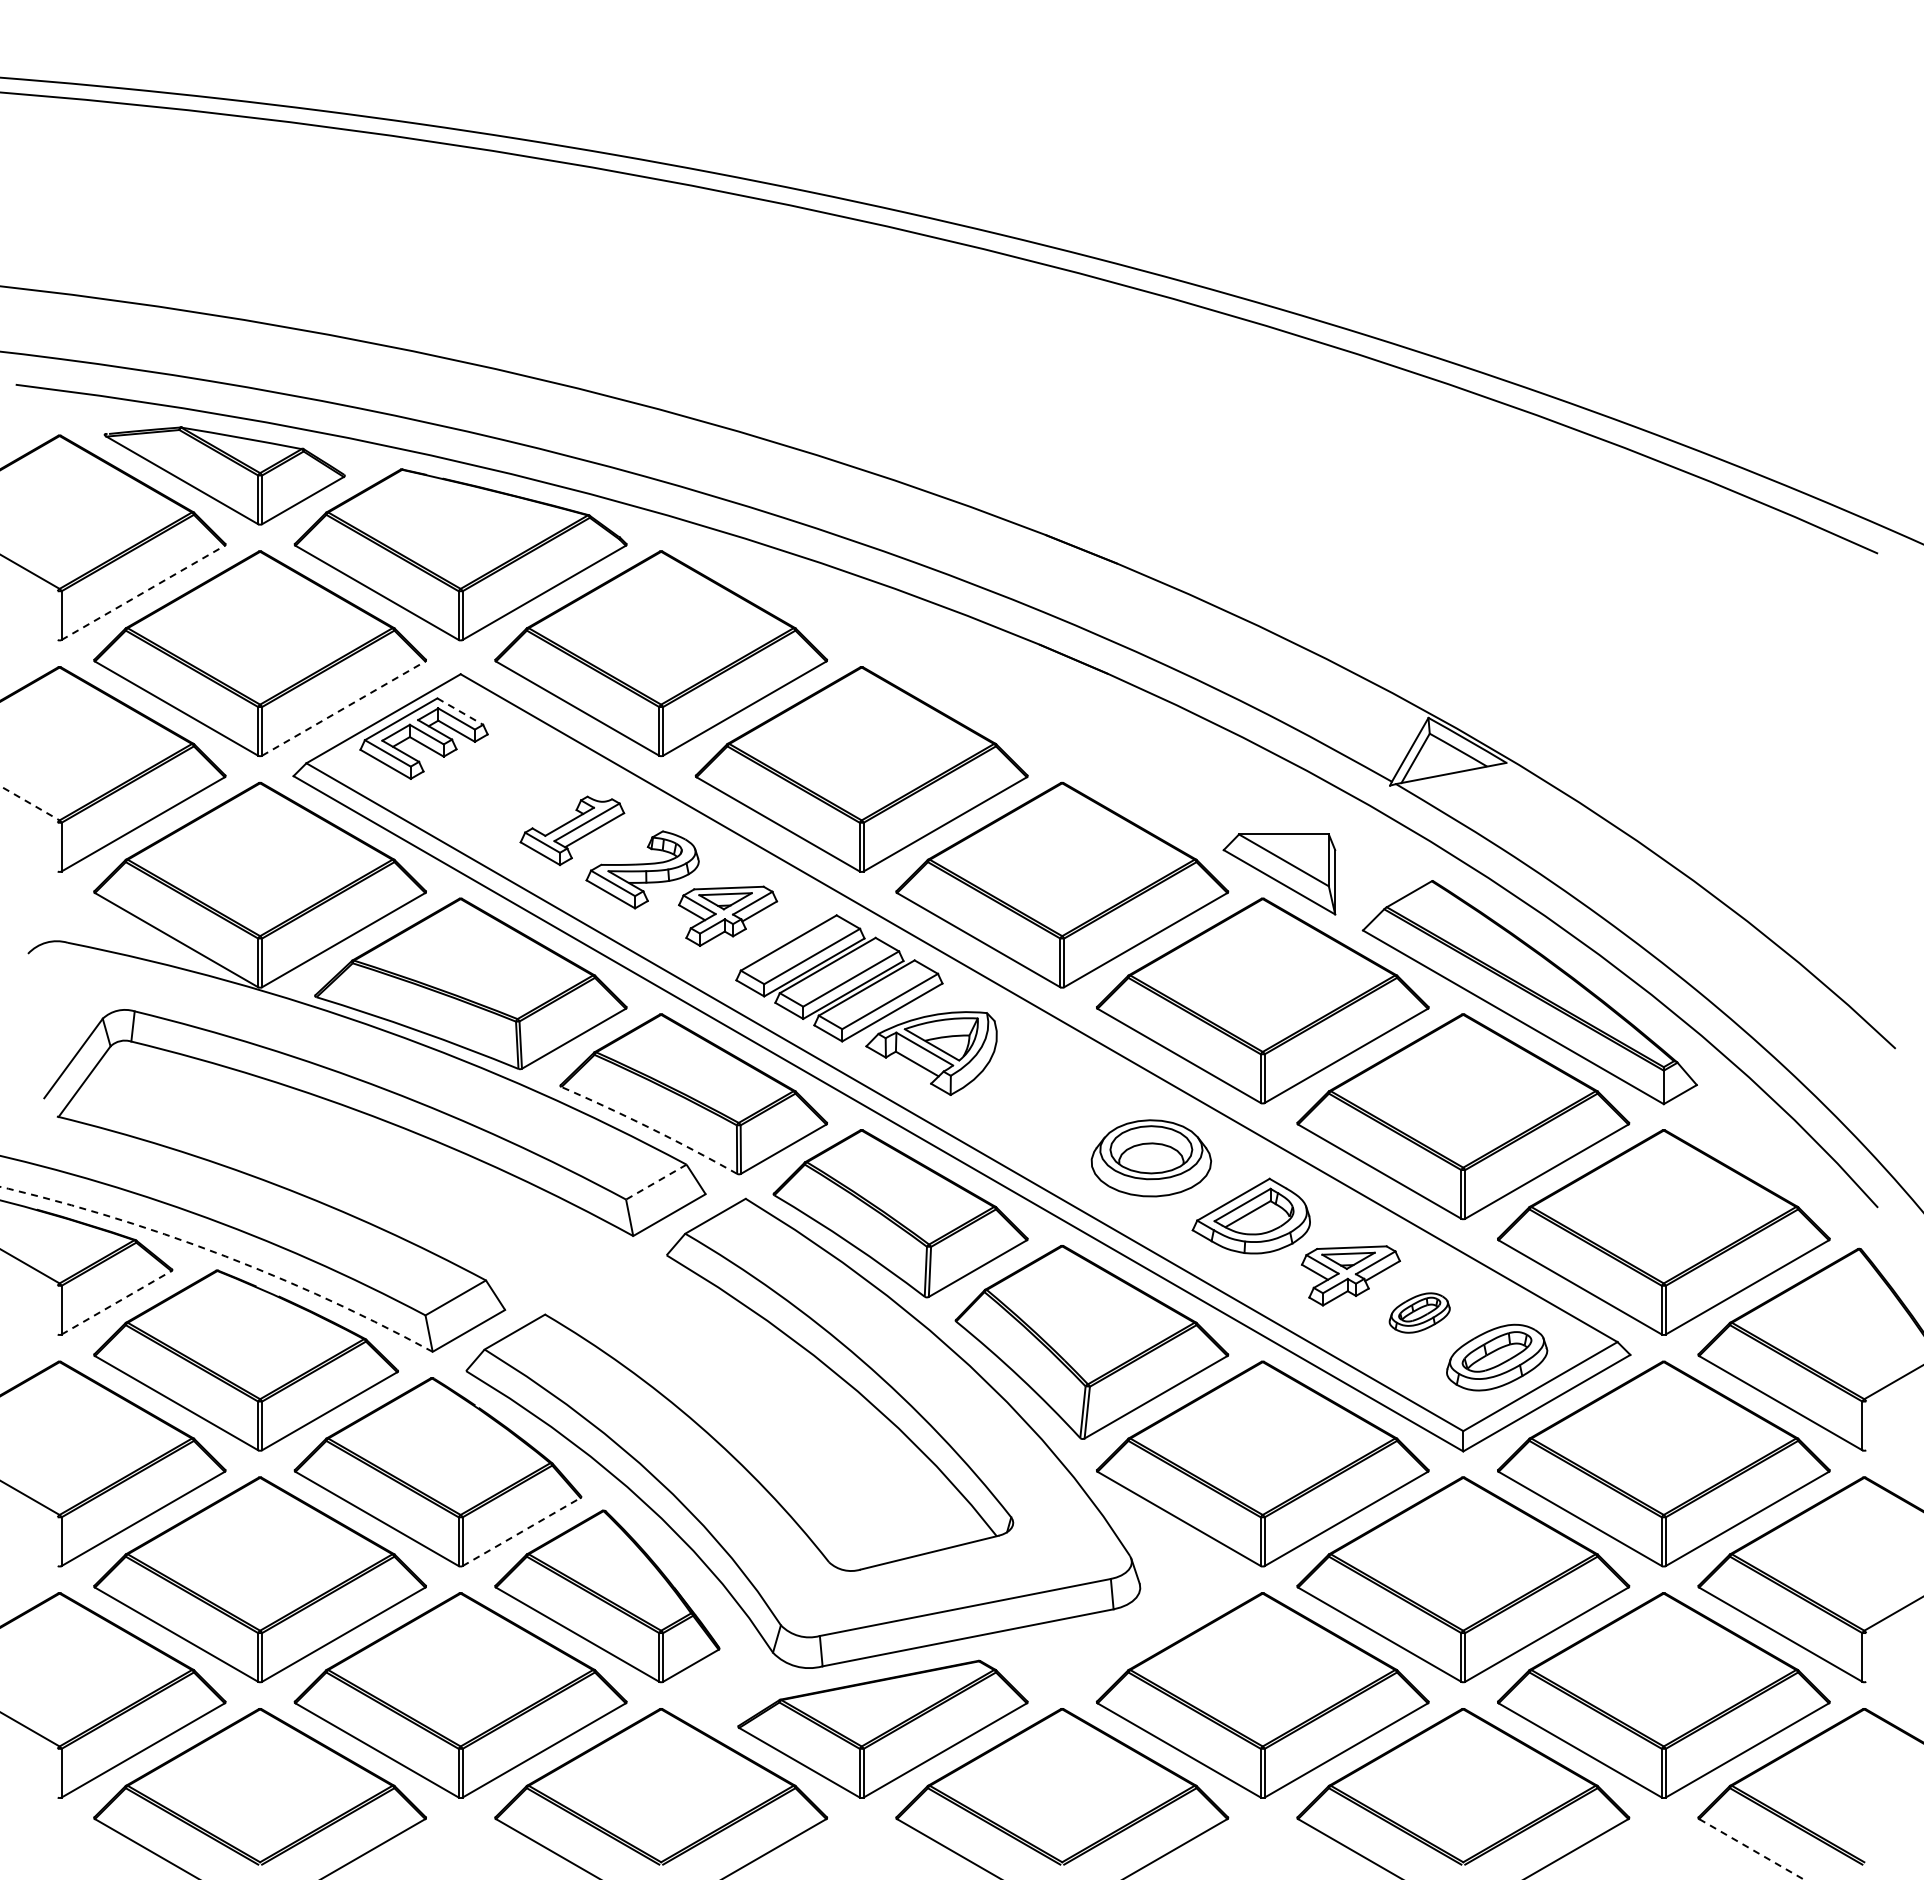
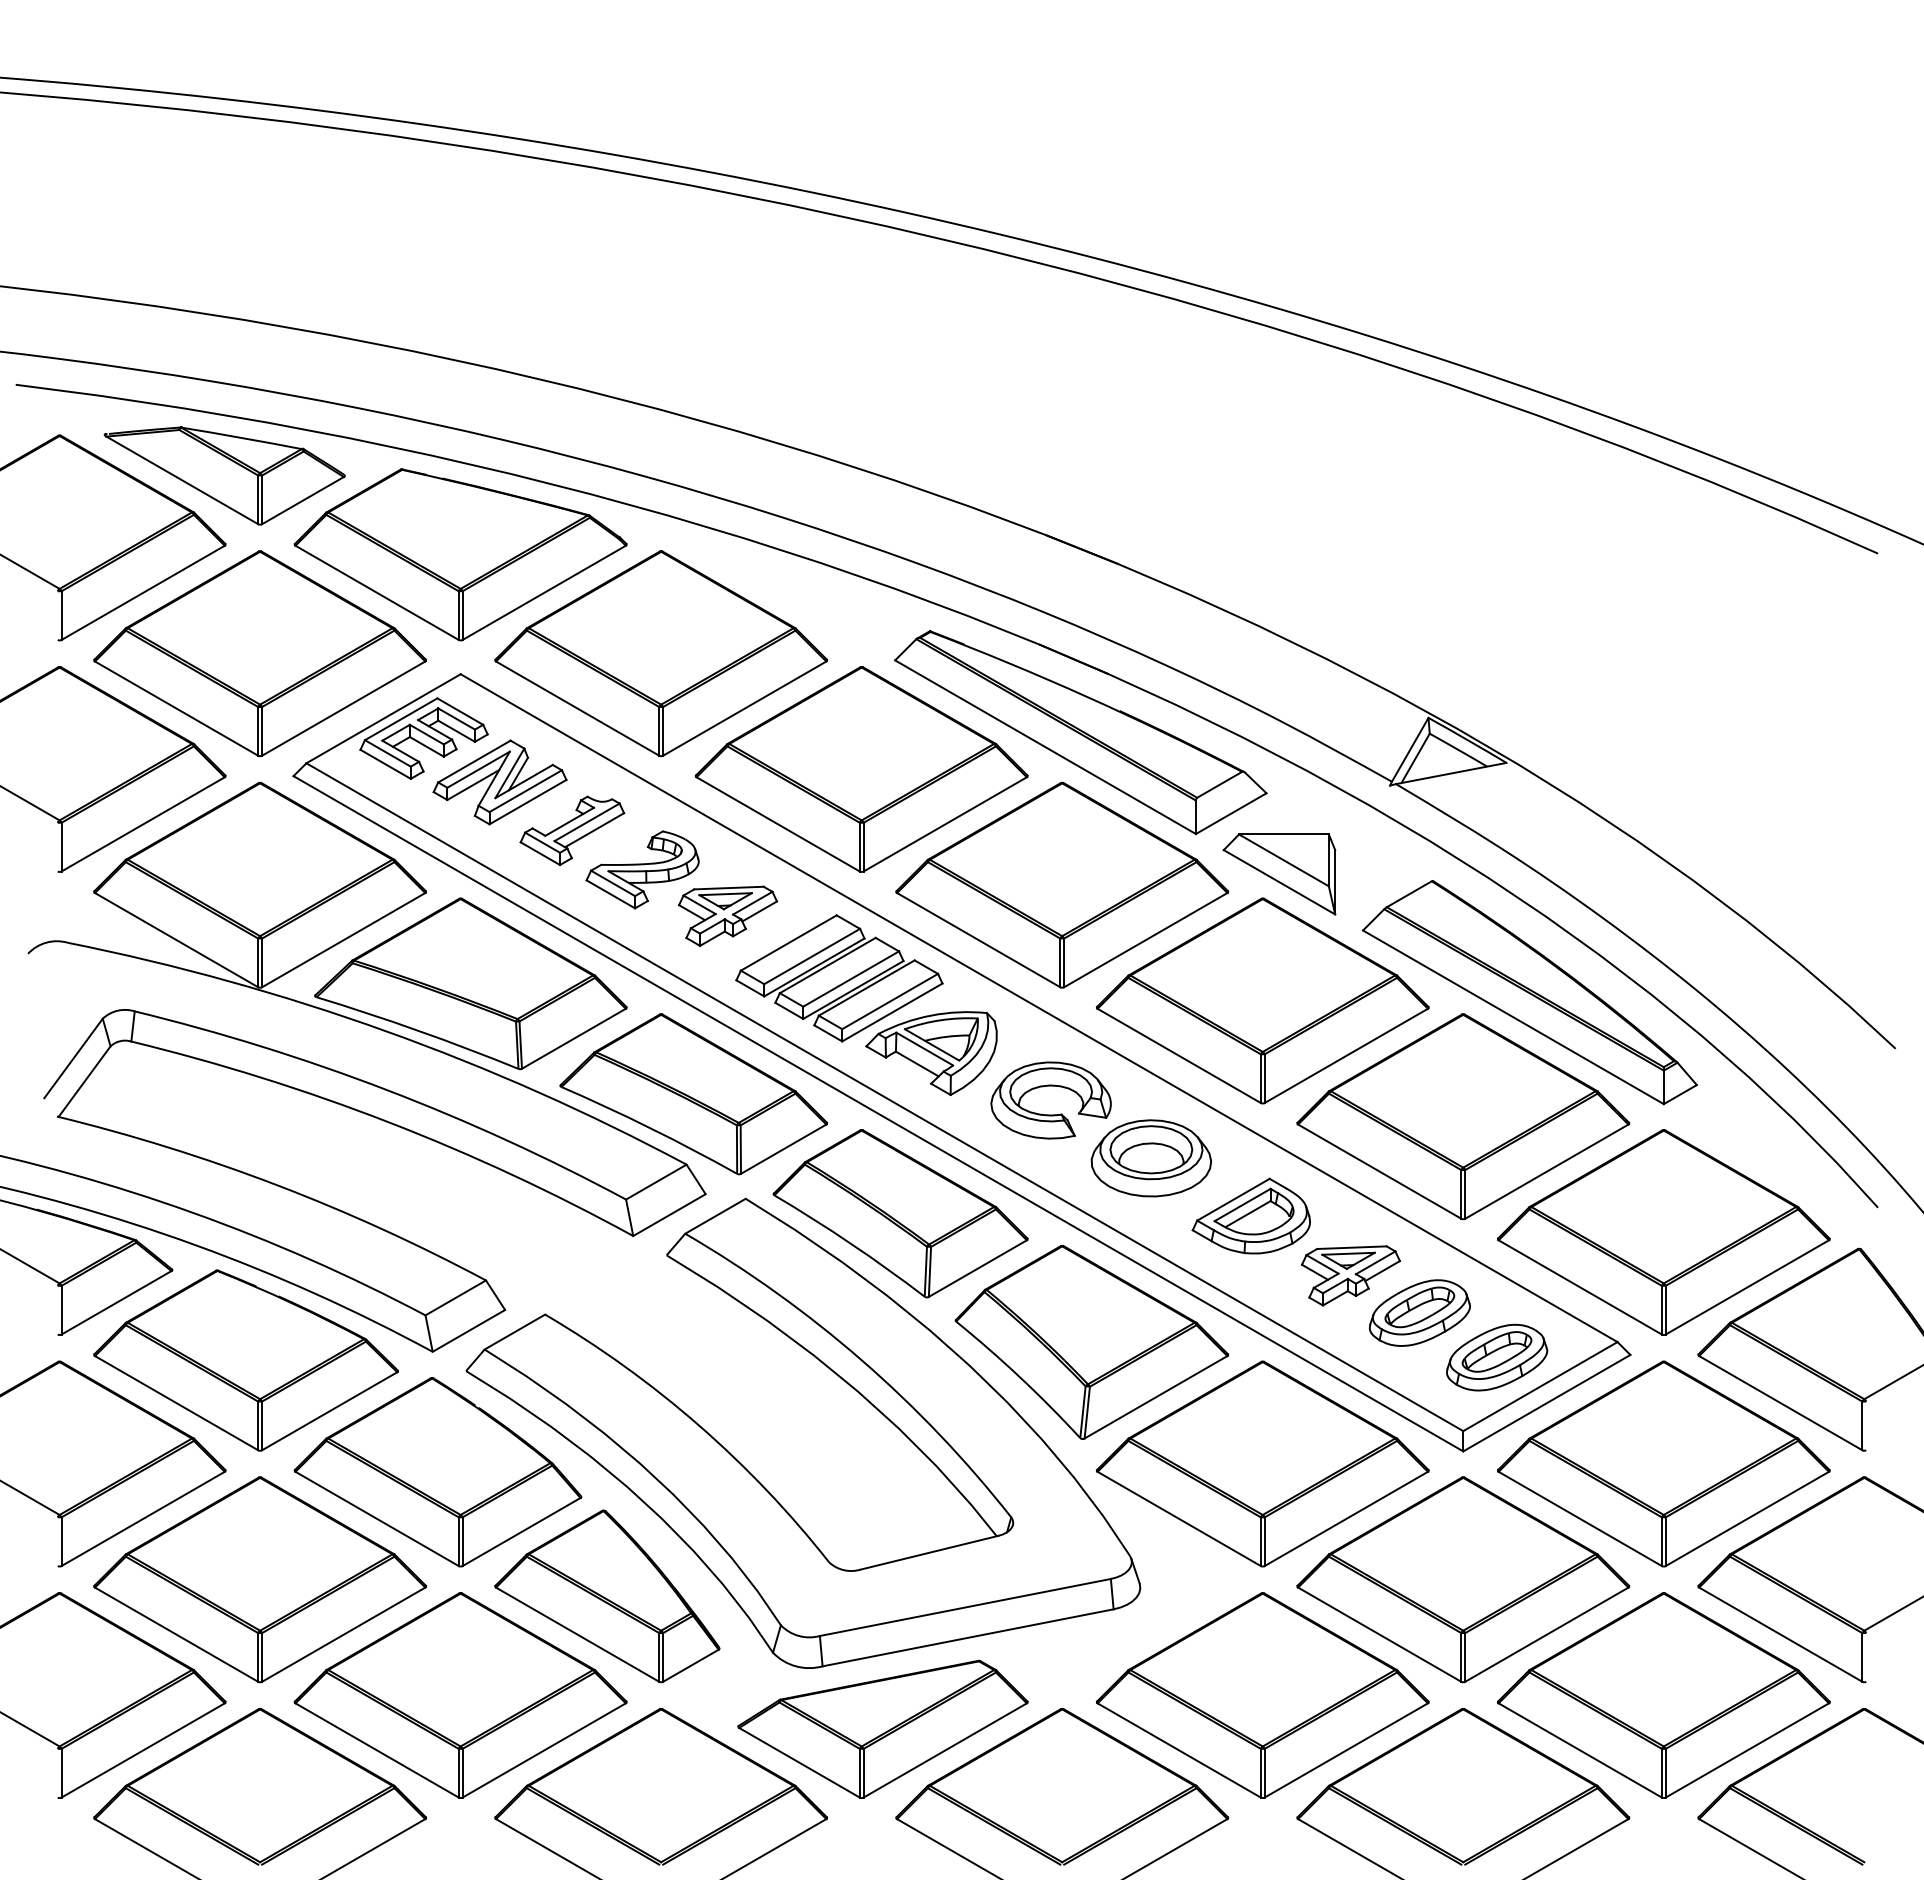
line: dashed -> solid (143, 592)
line: dashed -> solid (344, 708)
line: dashed -> solid (460, 711)
part: none -> present (1080, 732)
part: none -> present (499, 782)
line: dashed -> solid (30, 803)
part: none -> present (1050, 1086)
arc: dashed -> solid (650, 1128)
line: dashed -> solid (656, 1182)
arc: dashed -> solid (222, 1255)
line: dashed -> solid (116, 1302)
part size: 63x42 px -> 103x68 px (1419, 1312)
line: dashed -> solid (522, 1531)
line: dashed -> solid (1751, 1849)
